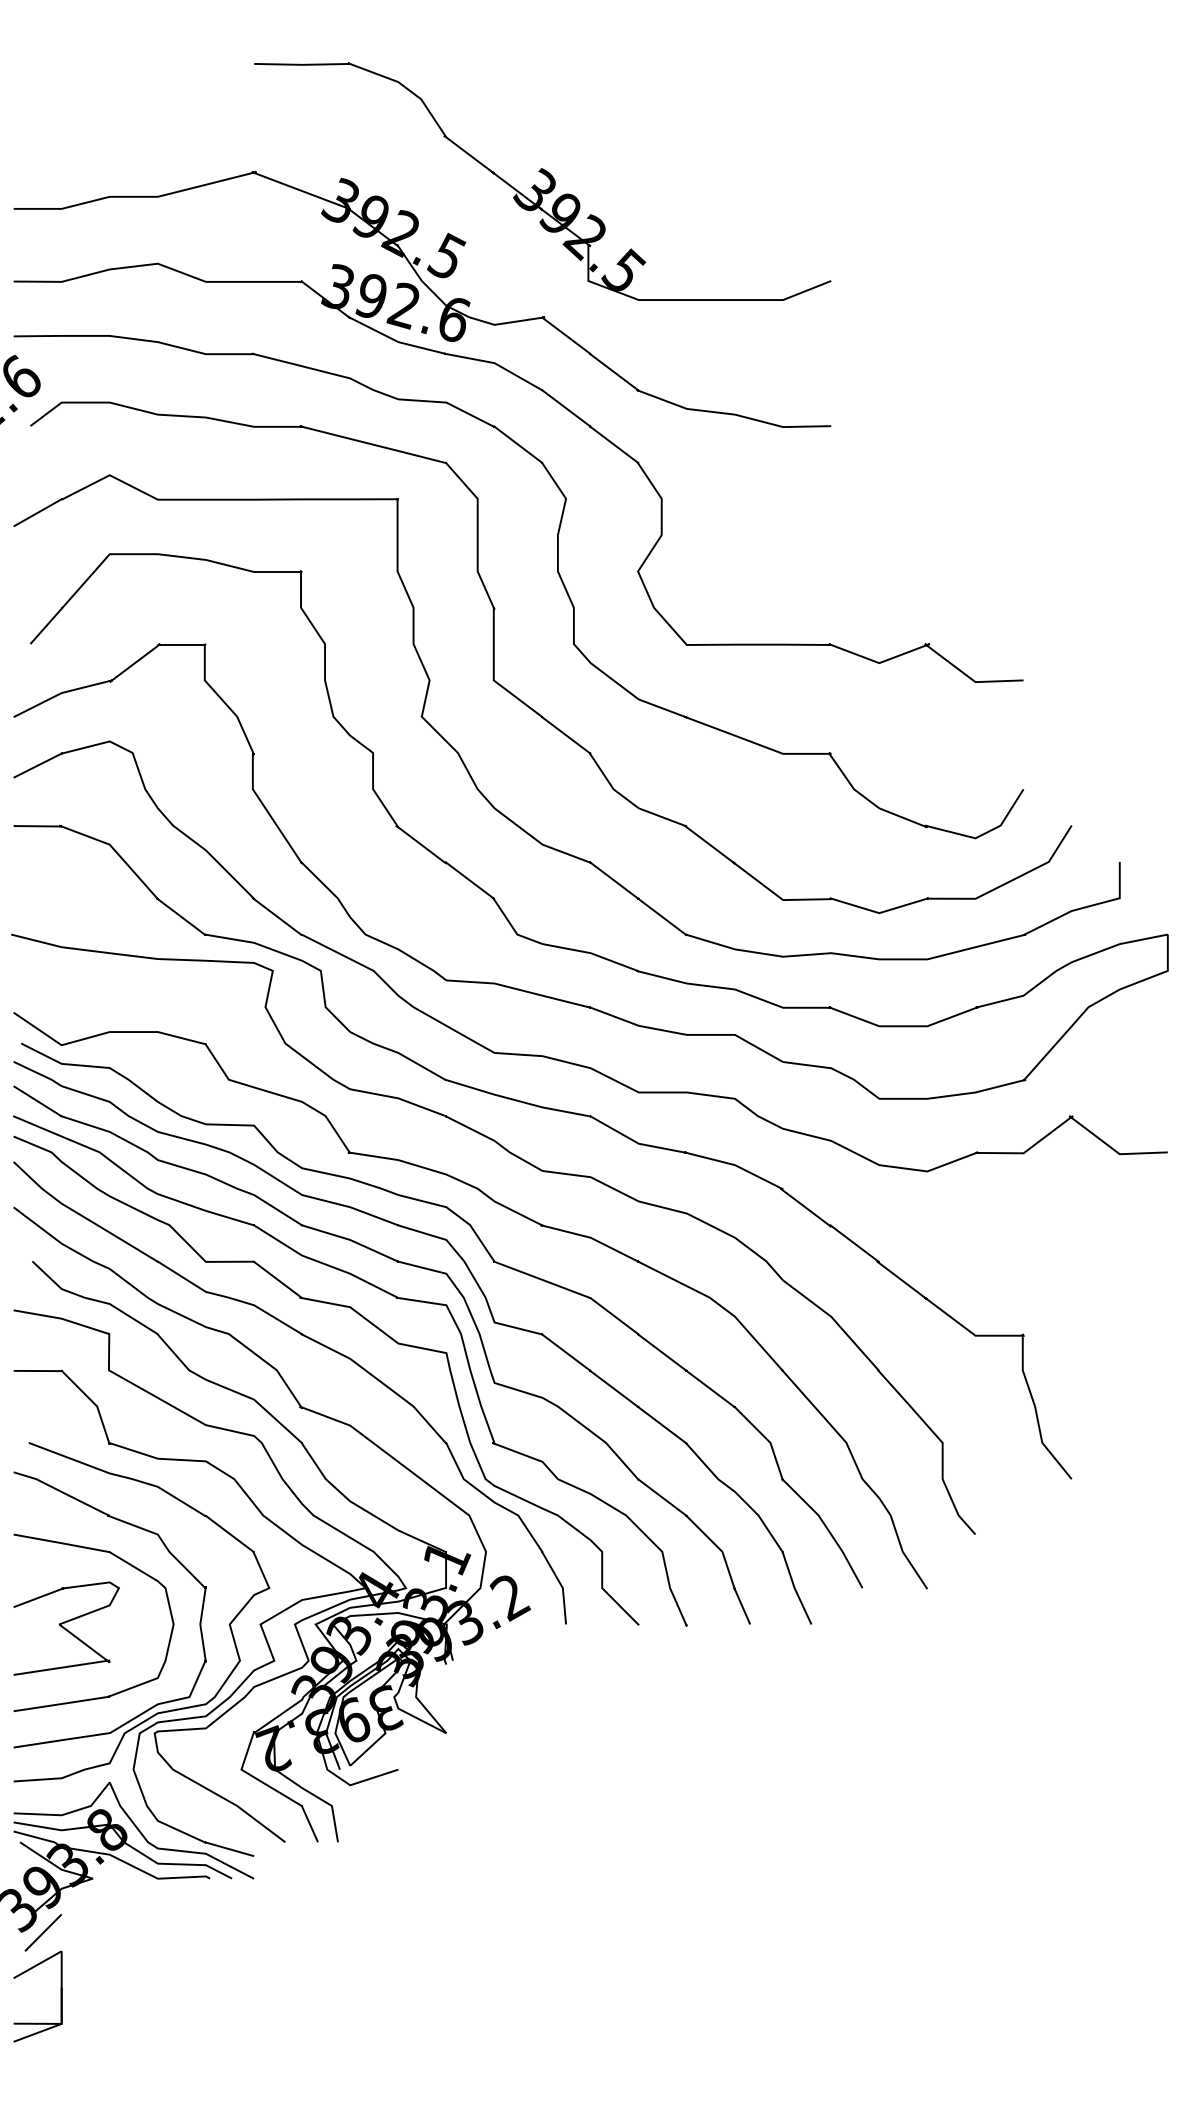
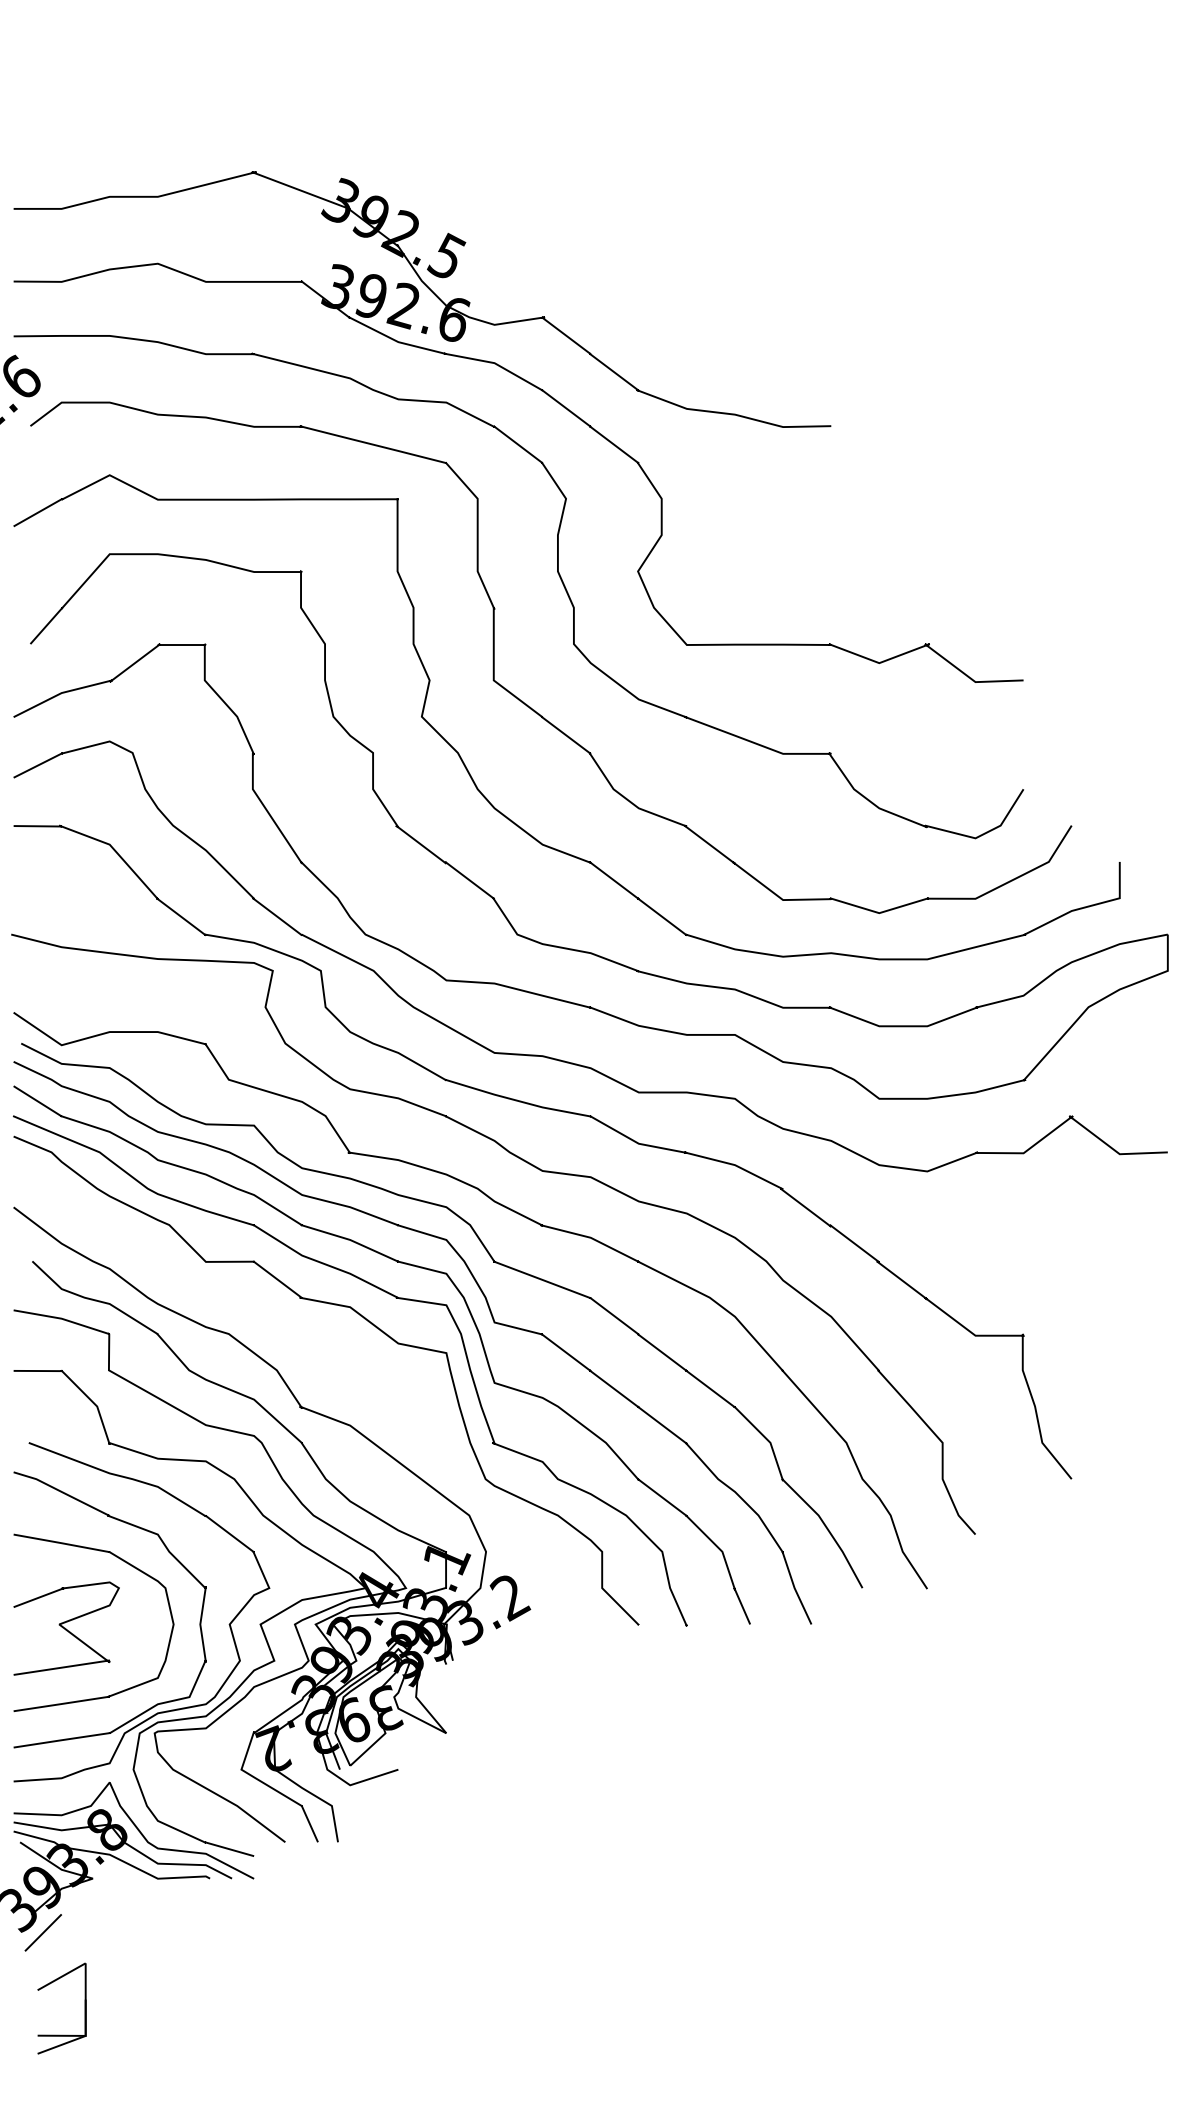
part: present -> none (544, 175)
curve: present -> none (315, 1342)
part position: (60, 1996) -> (84, 2008) (84, 2008)
